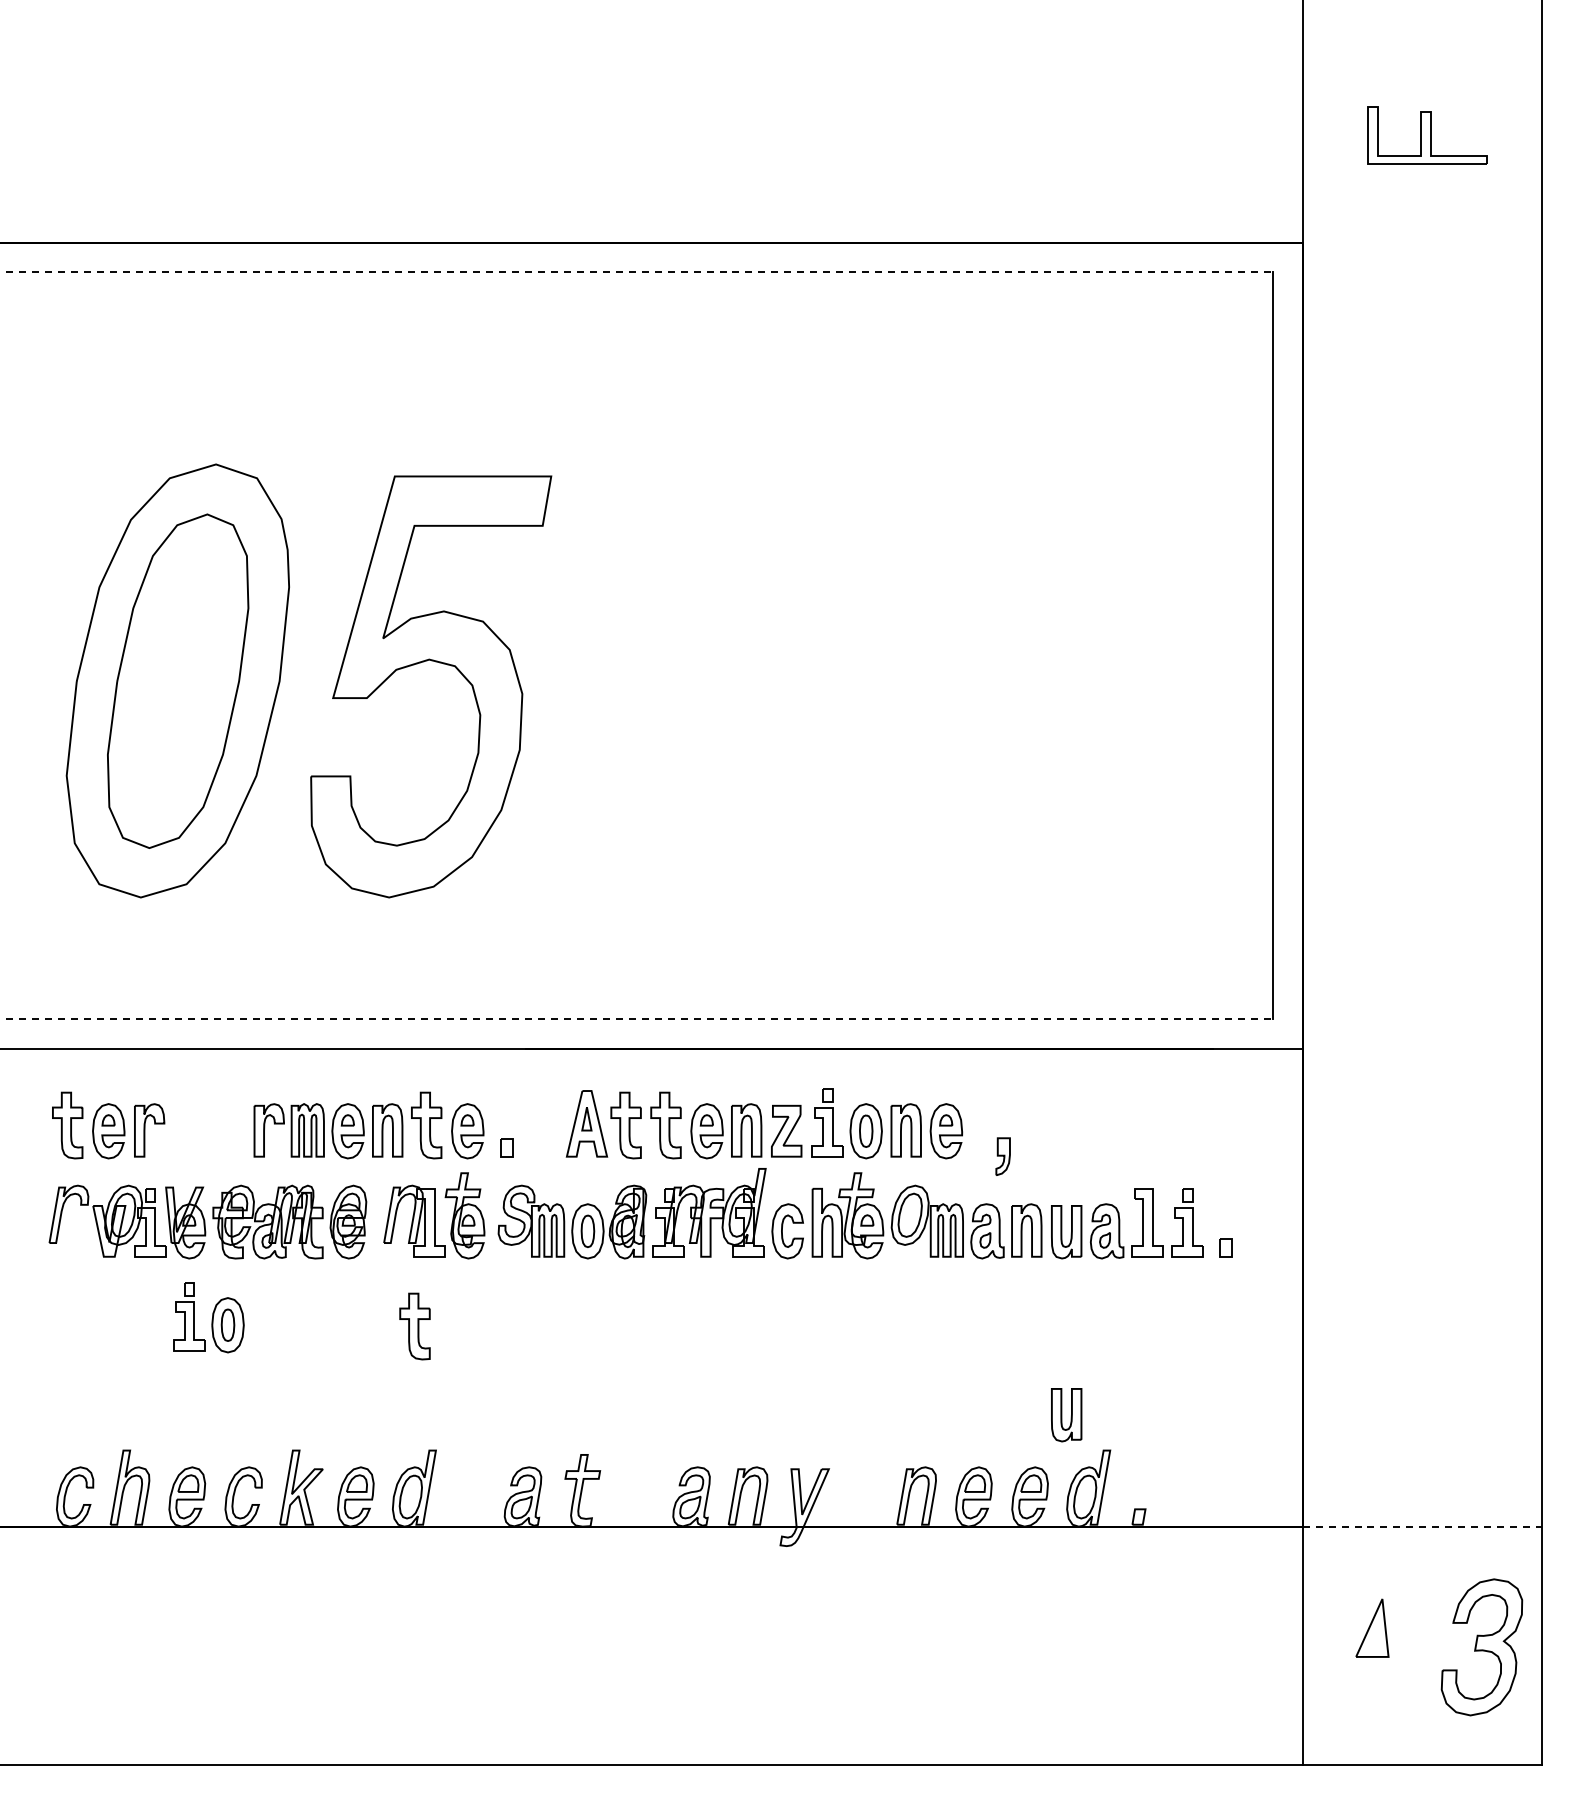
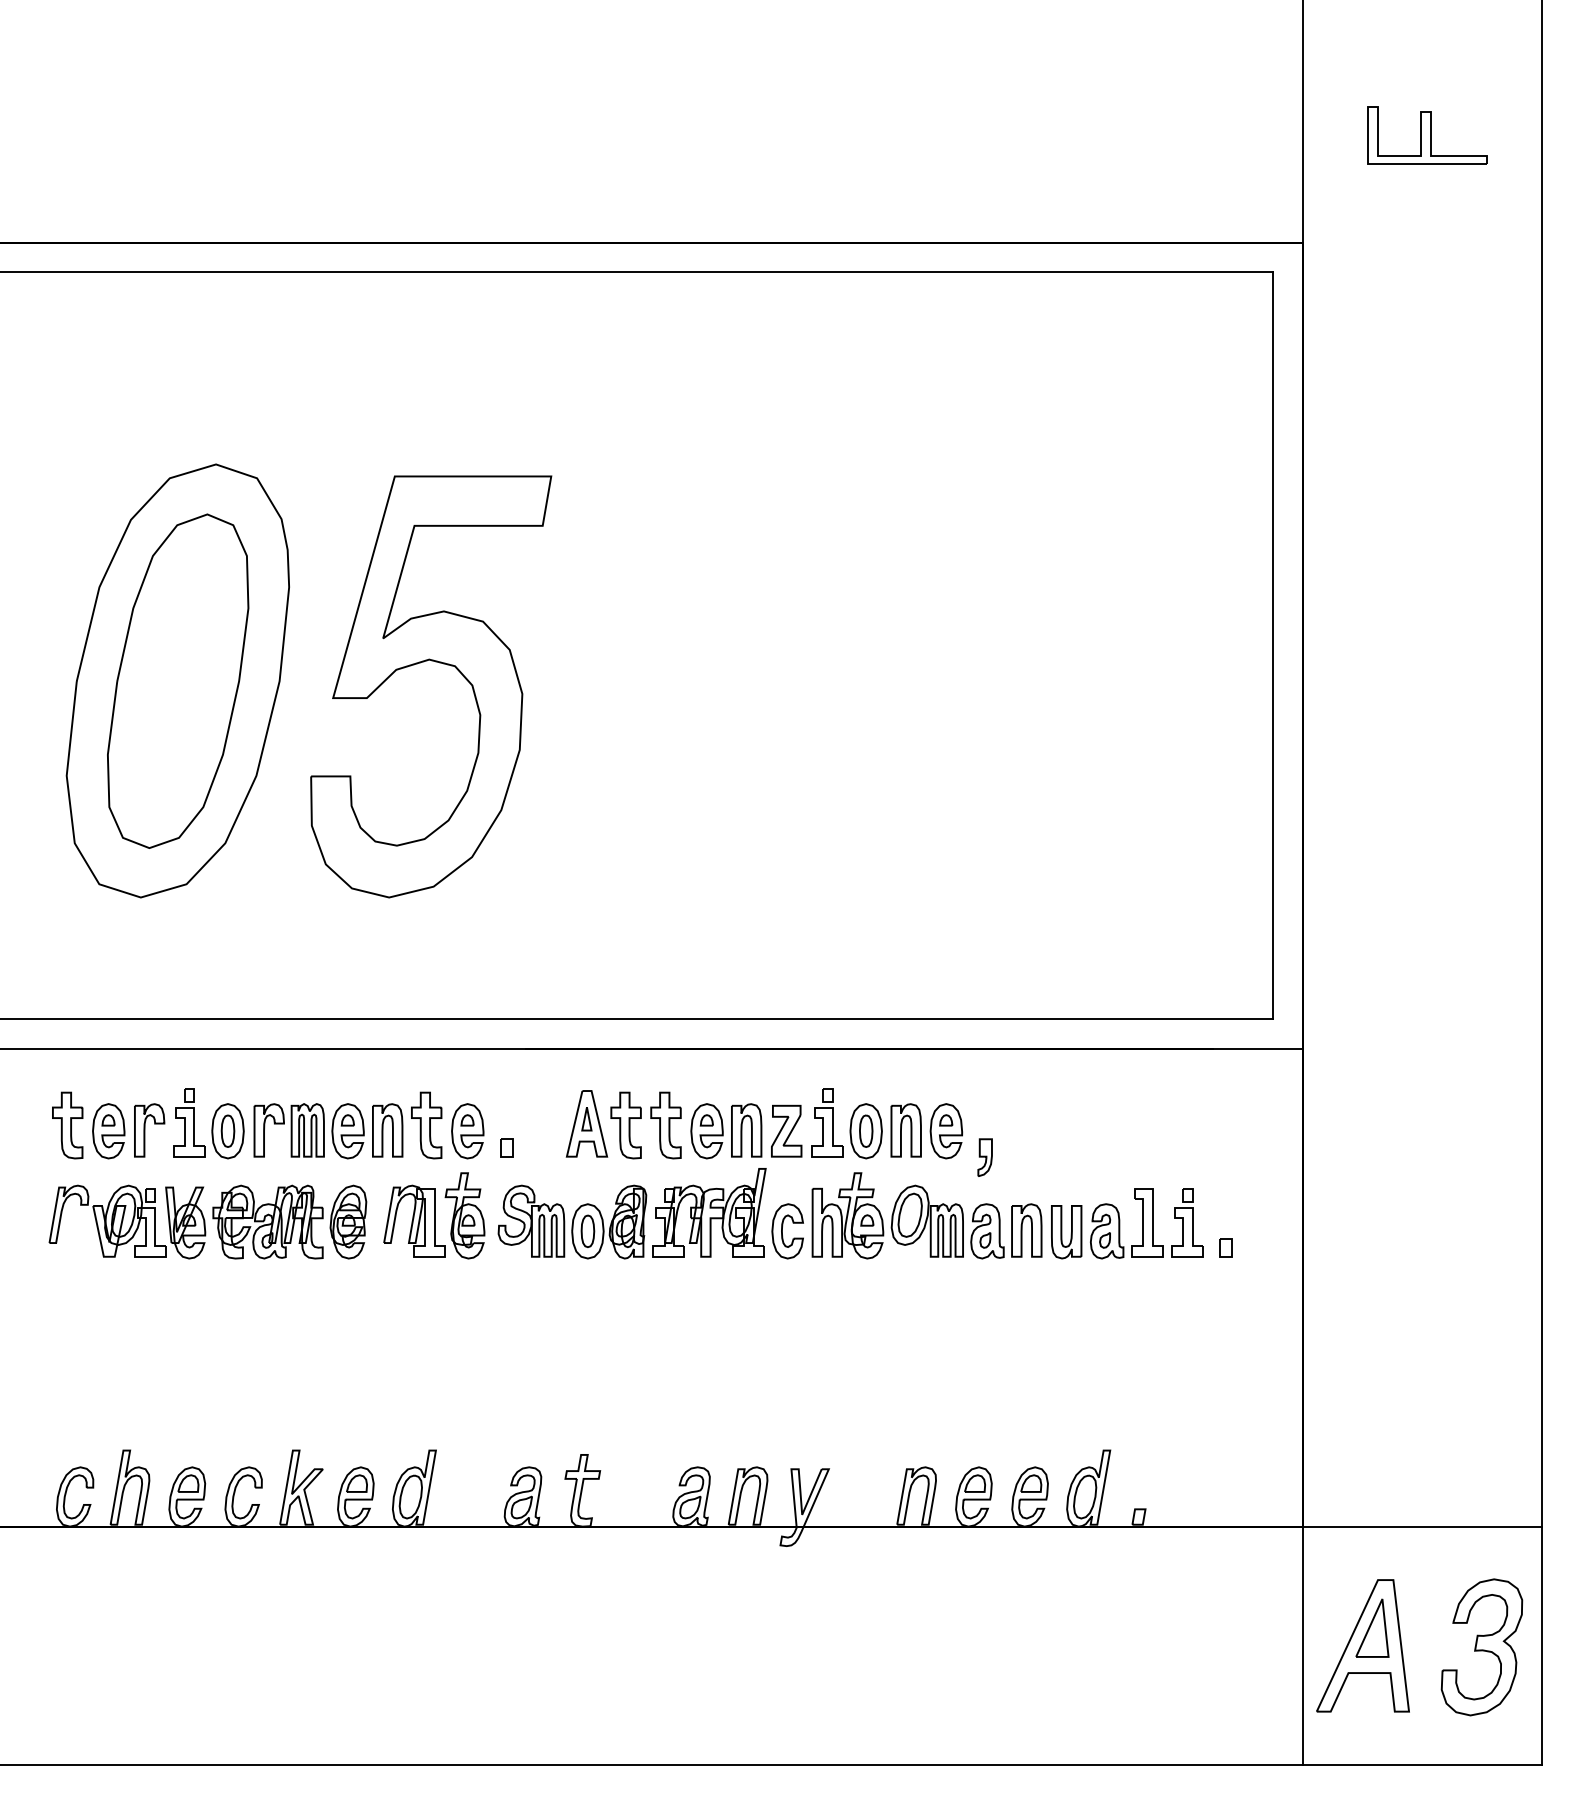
line: dashed -> solid (636, 272)
line: dashed -> solid (636, 1018)
part position: (1002, 1156) -> (984, 1157) (984, 1157)
part position: (208, 1317) -> (208, 1123) (208, 1123)
part: present -> none (414, 1326)
part: present -> none (1066, 1415)
line: dashed -> solid (1422, 1526)
part: none -> present (1362, 1645)
